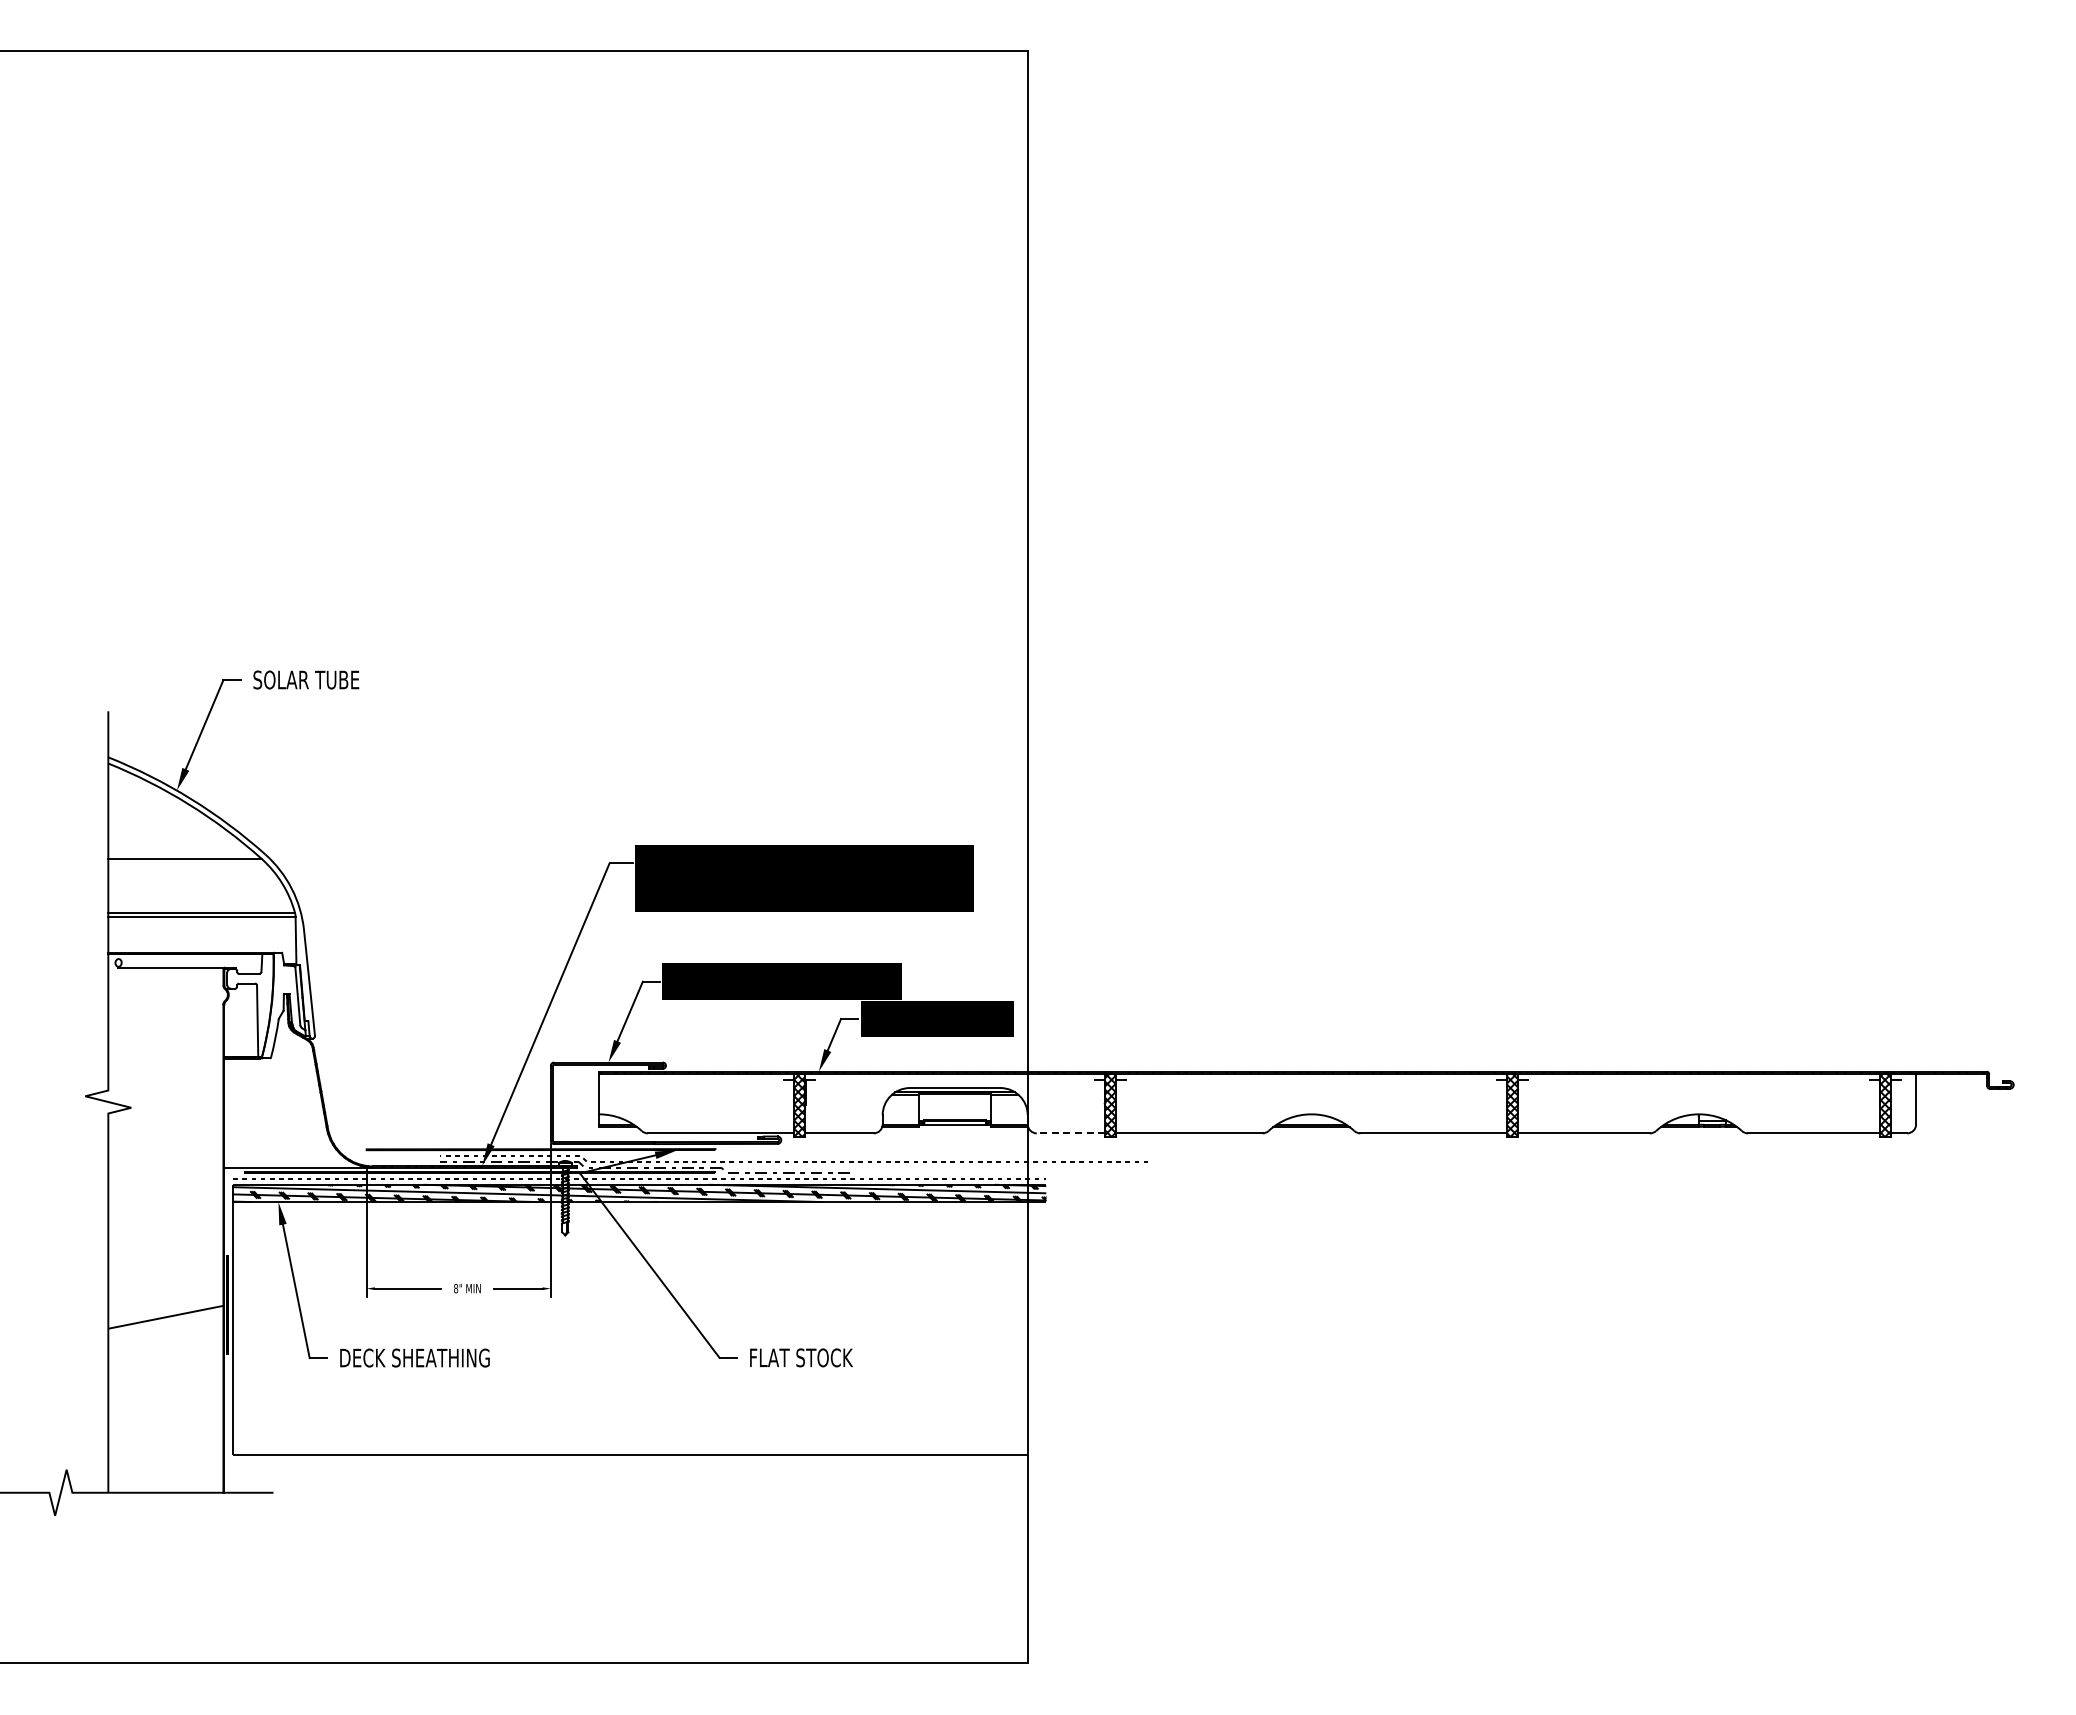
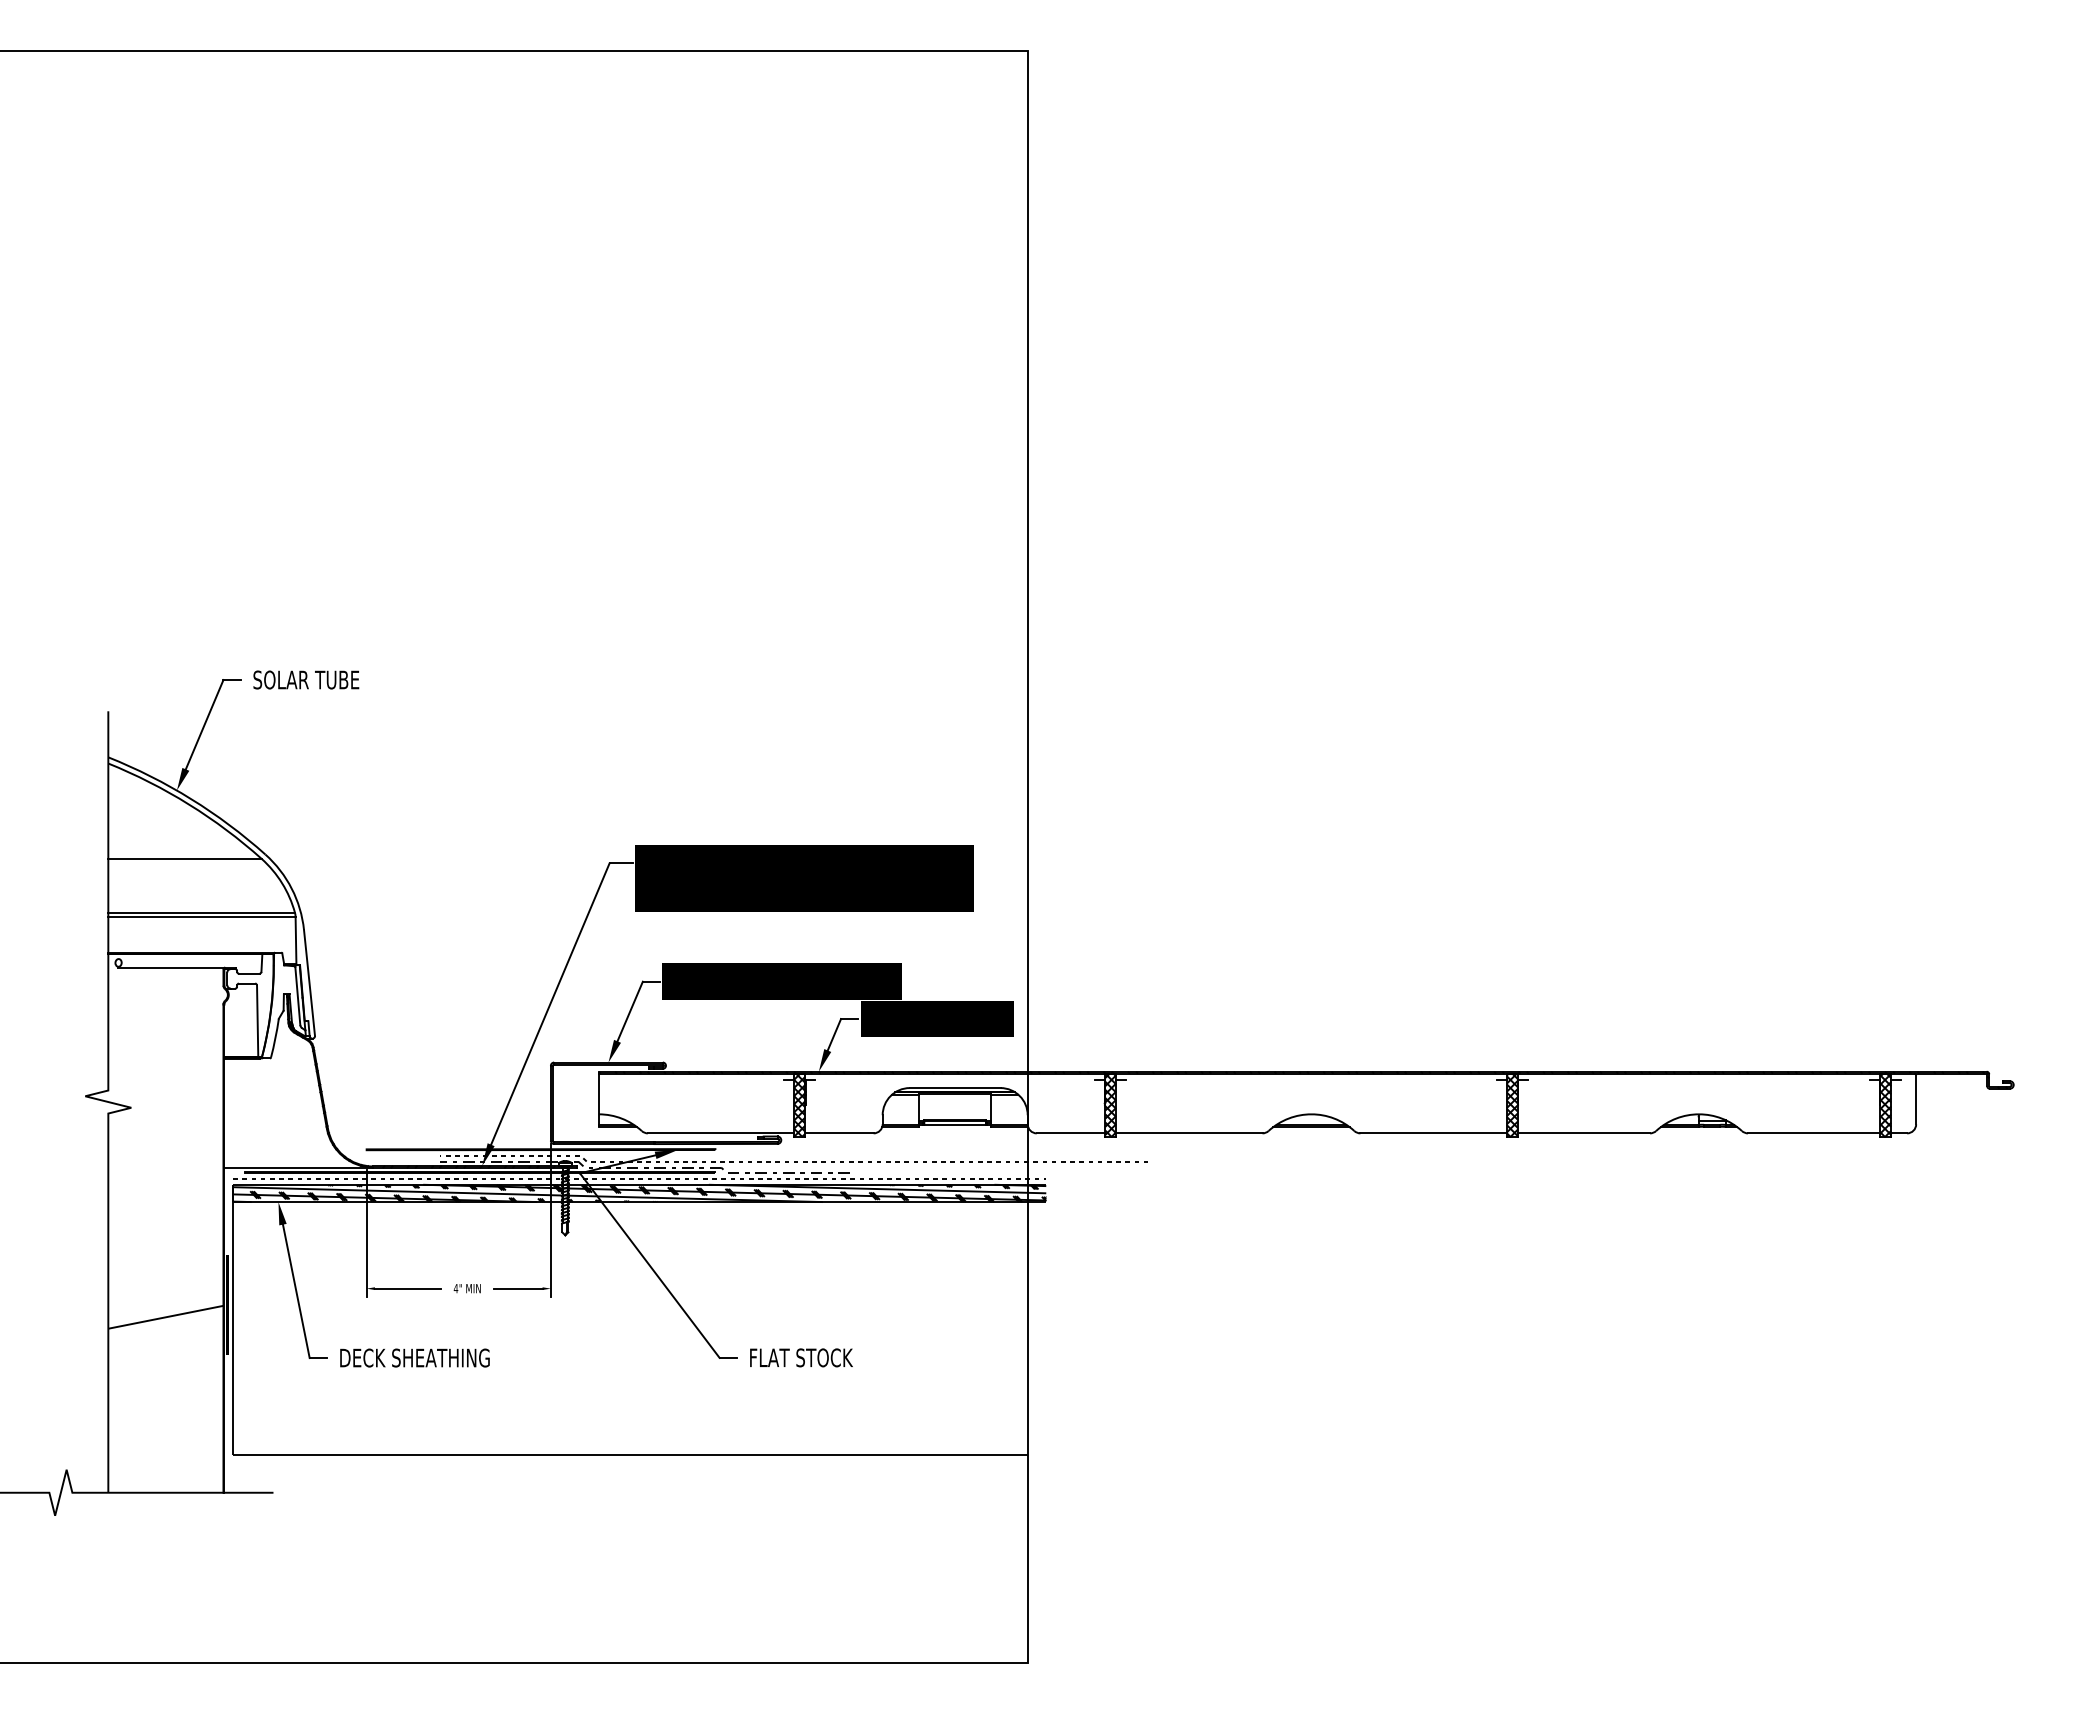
line: dashed -> solid (1070, 1133)
text: 8" -> 4" (455, 1288)
